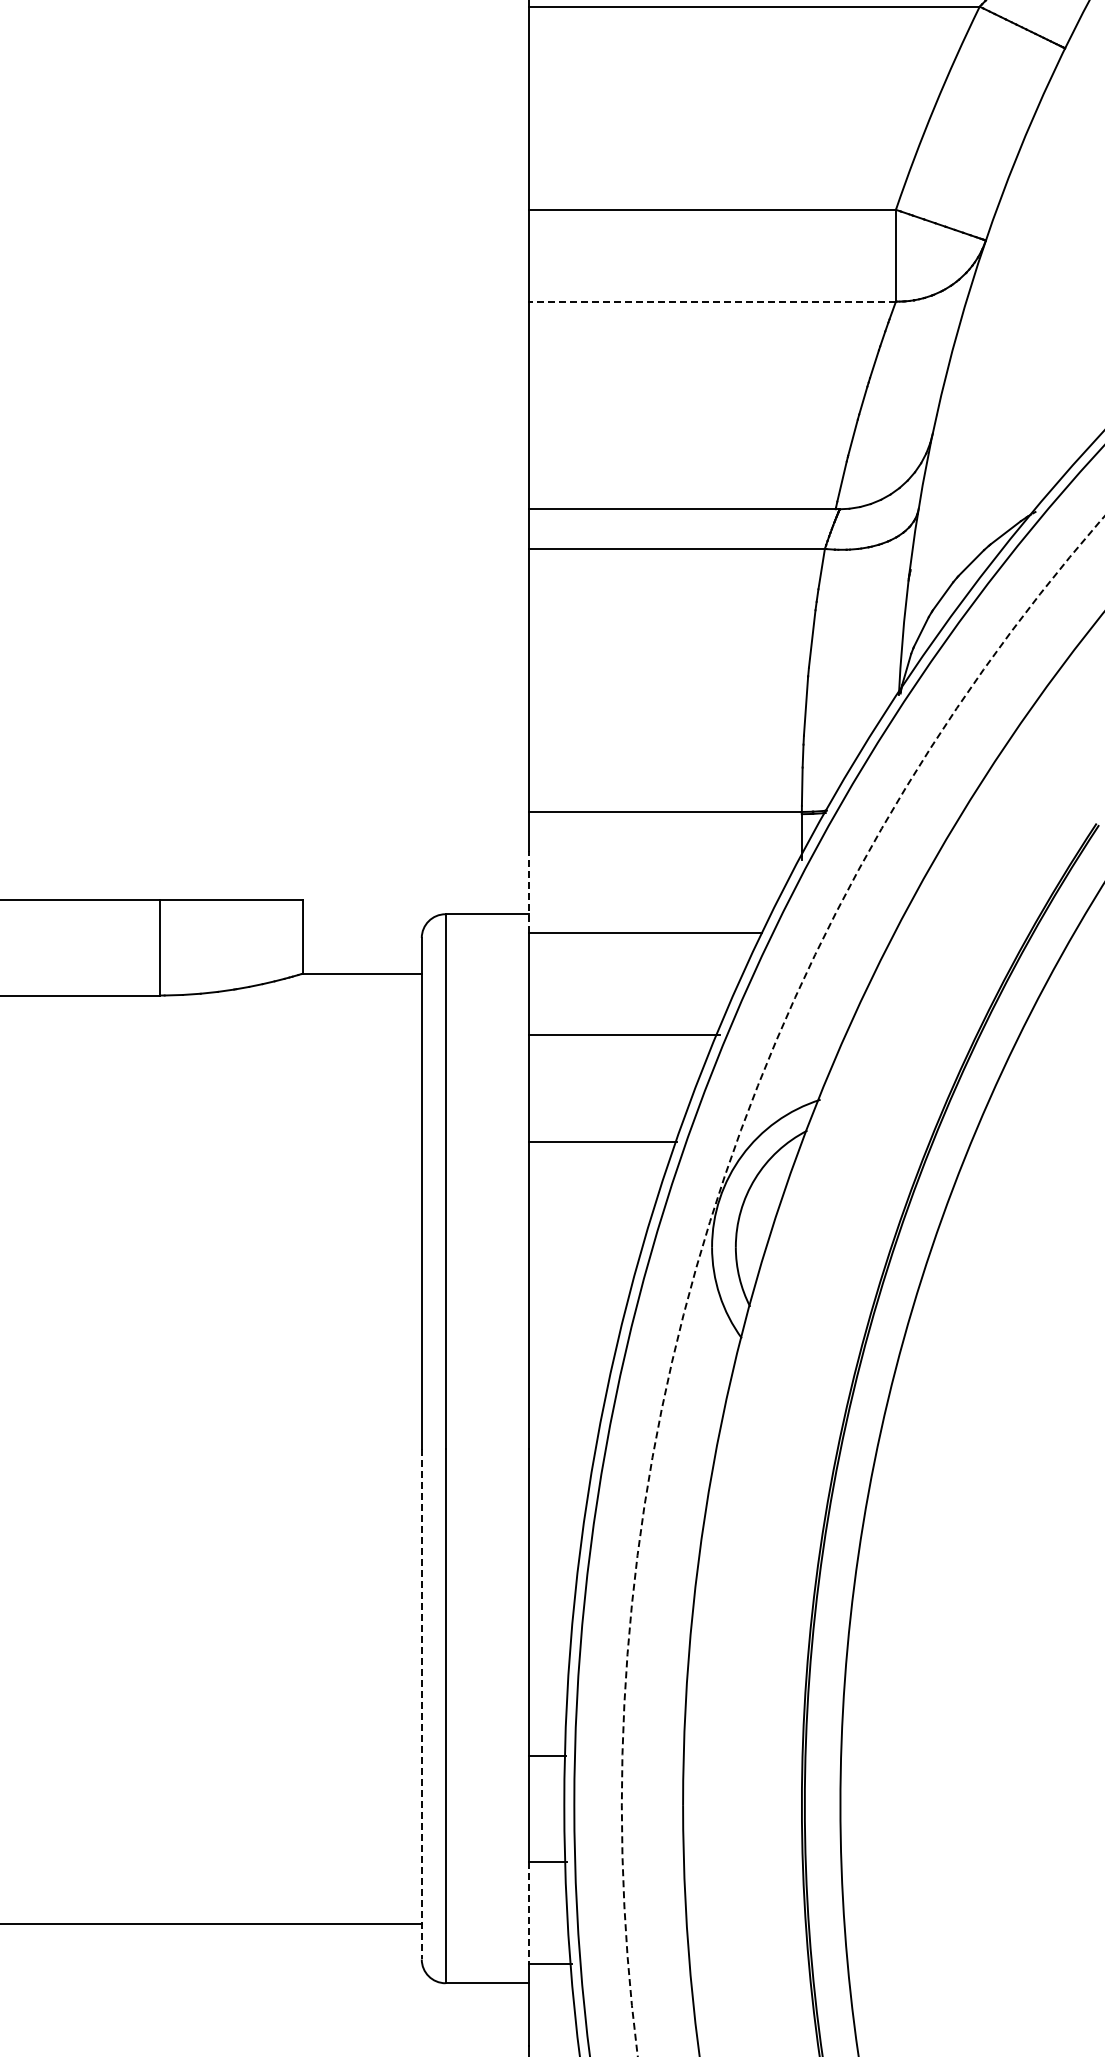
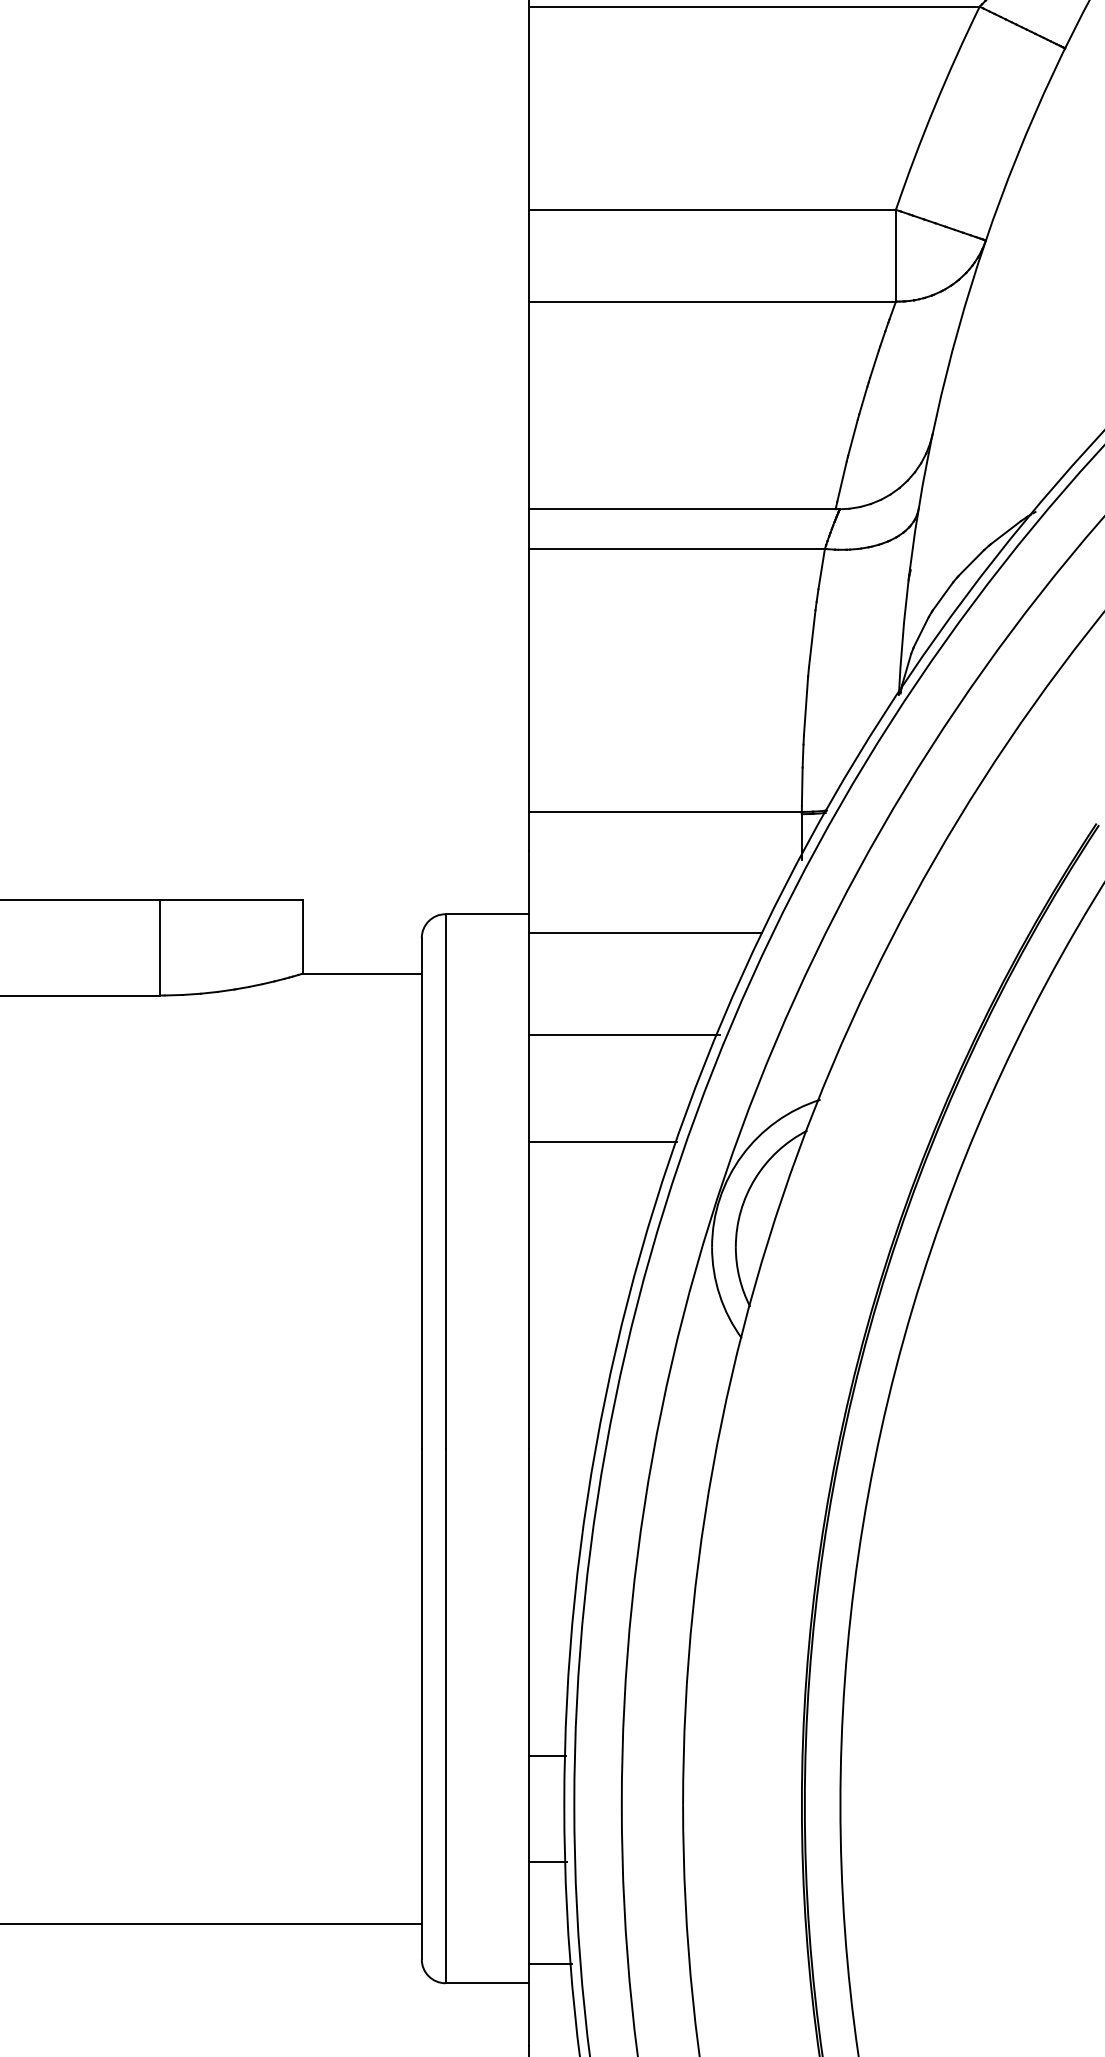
line: dashed -> solid (712, 301)
line: dashed -> solid (528, 891)
arc: dashed -> solid (706, 1234)
line: dashed -> solid (421, 1704)
line: dashed -> solid (528, 1913)
